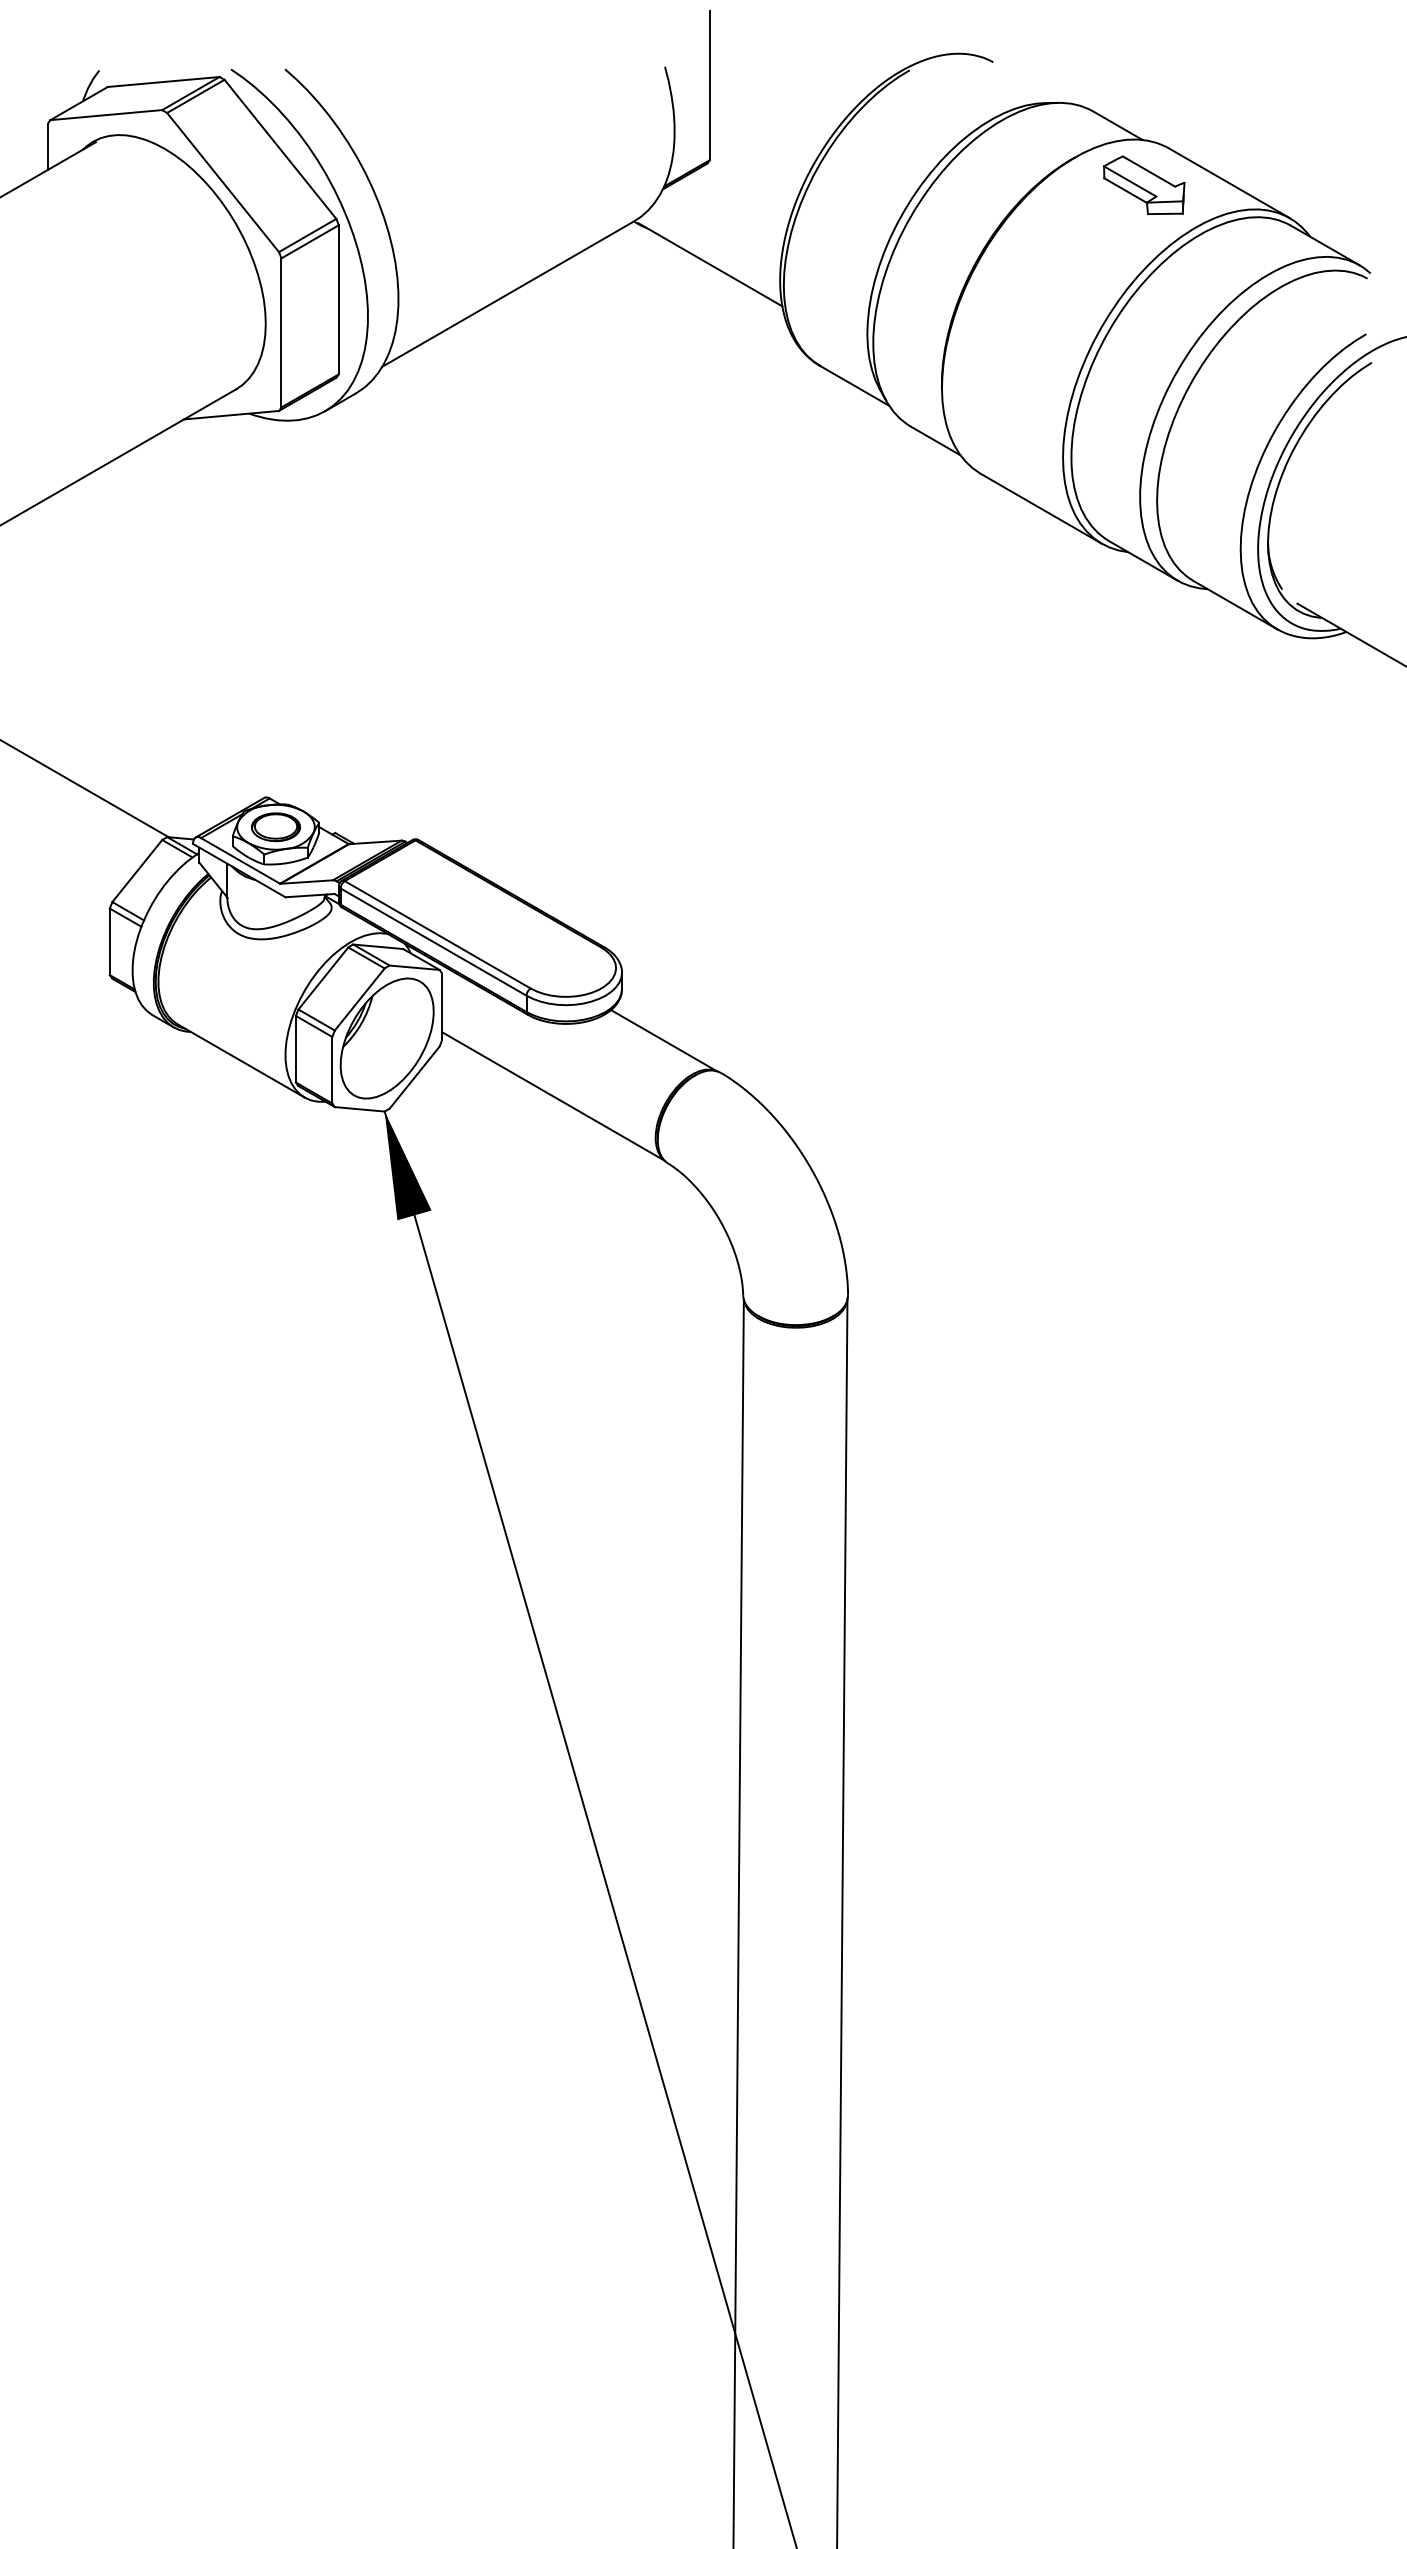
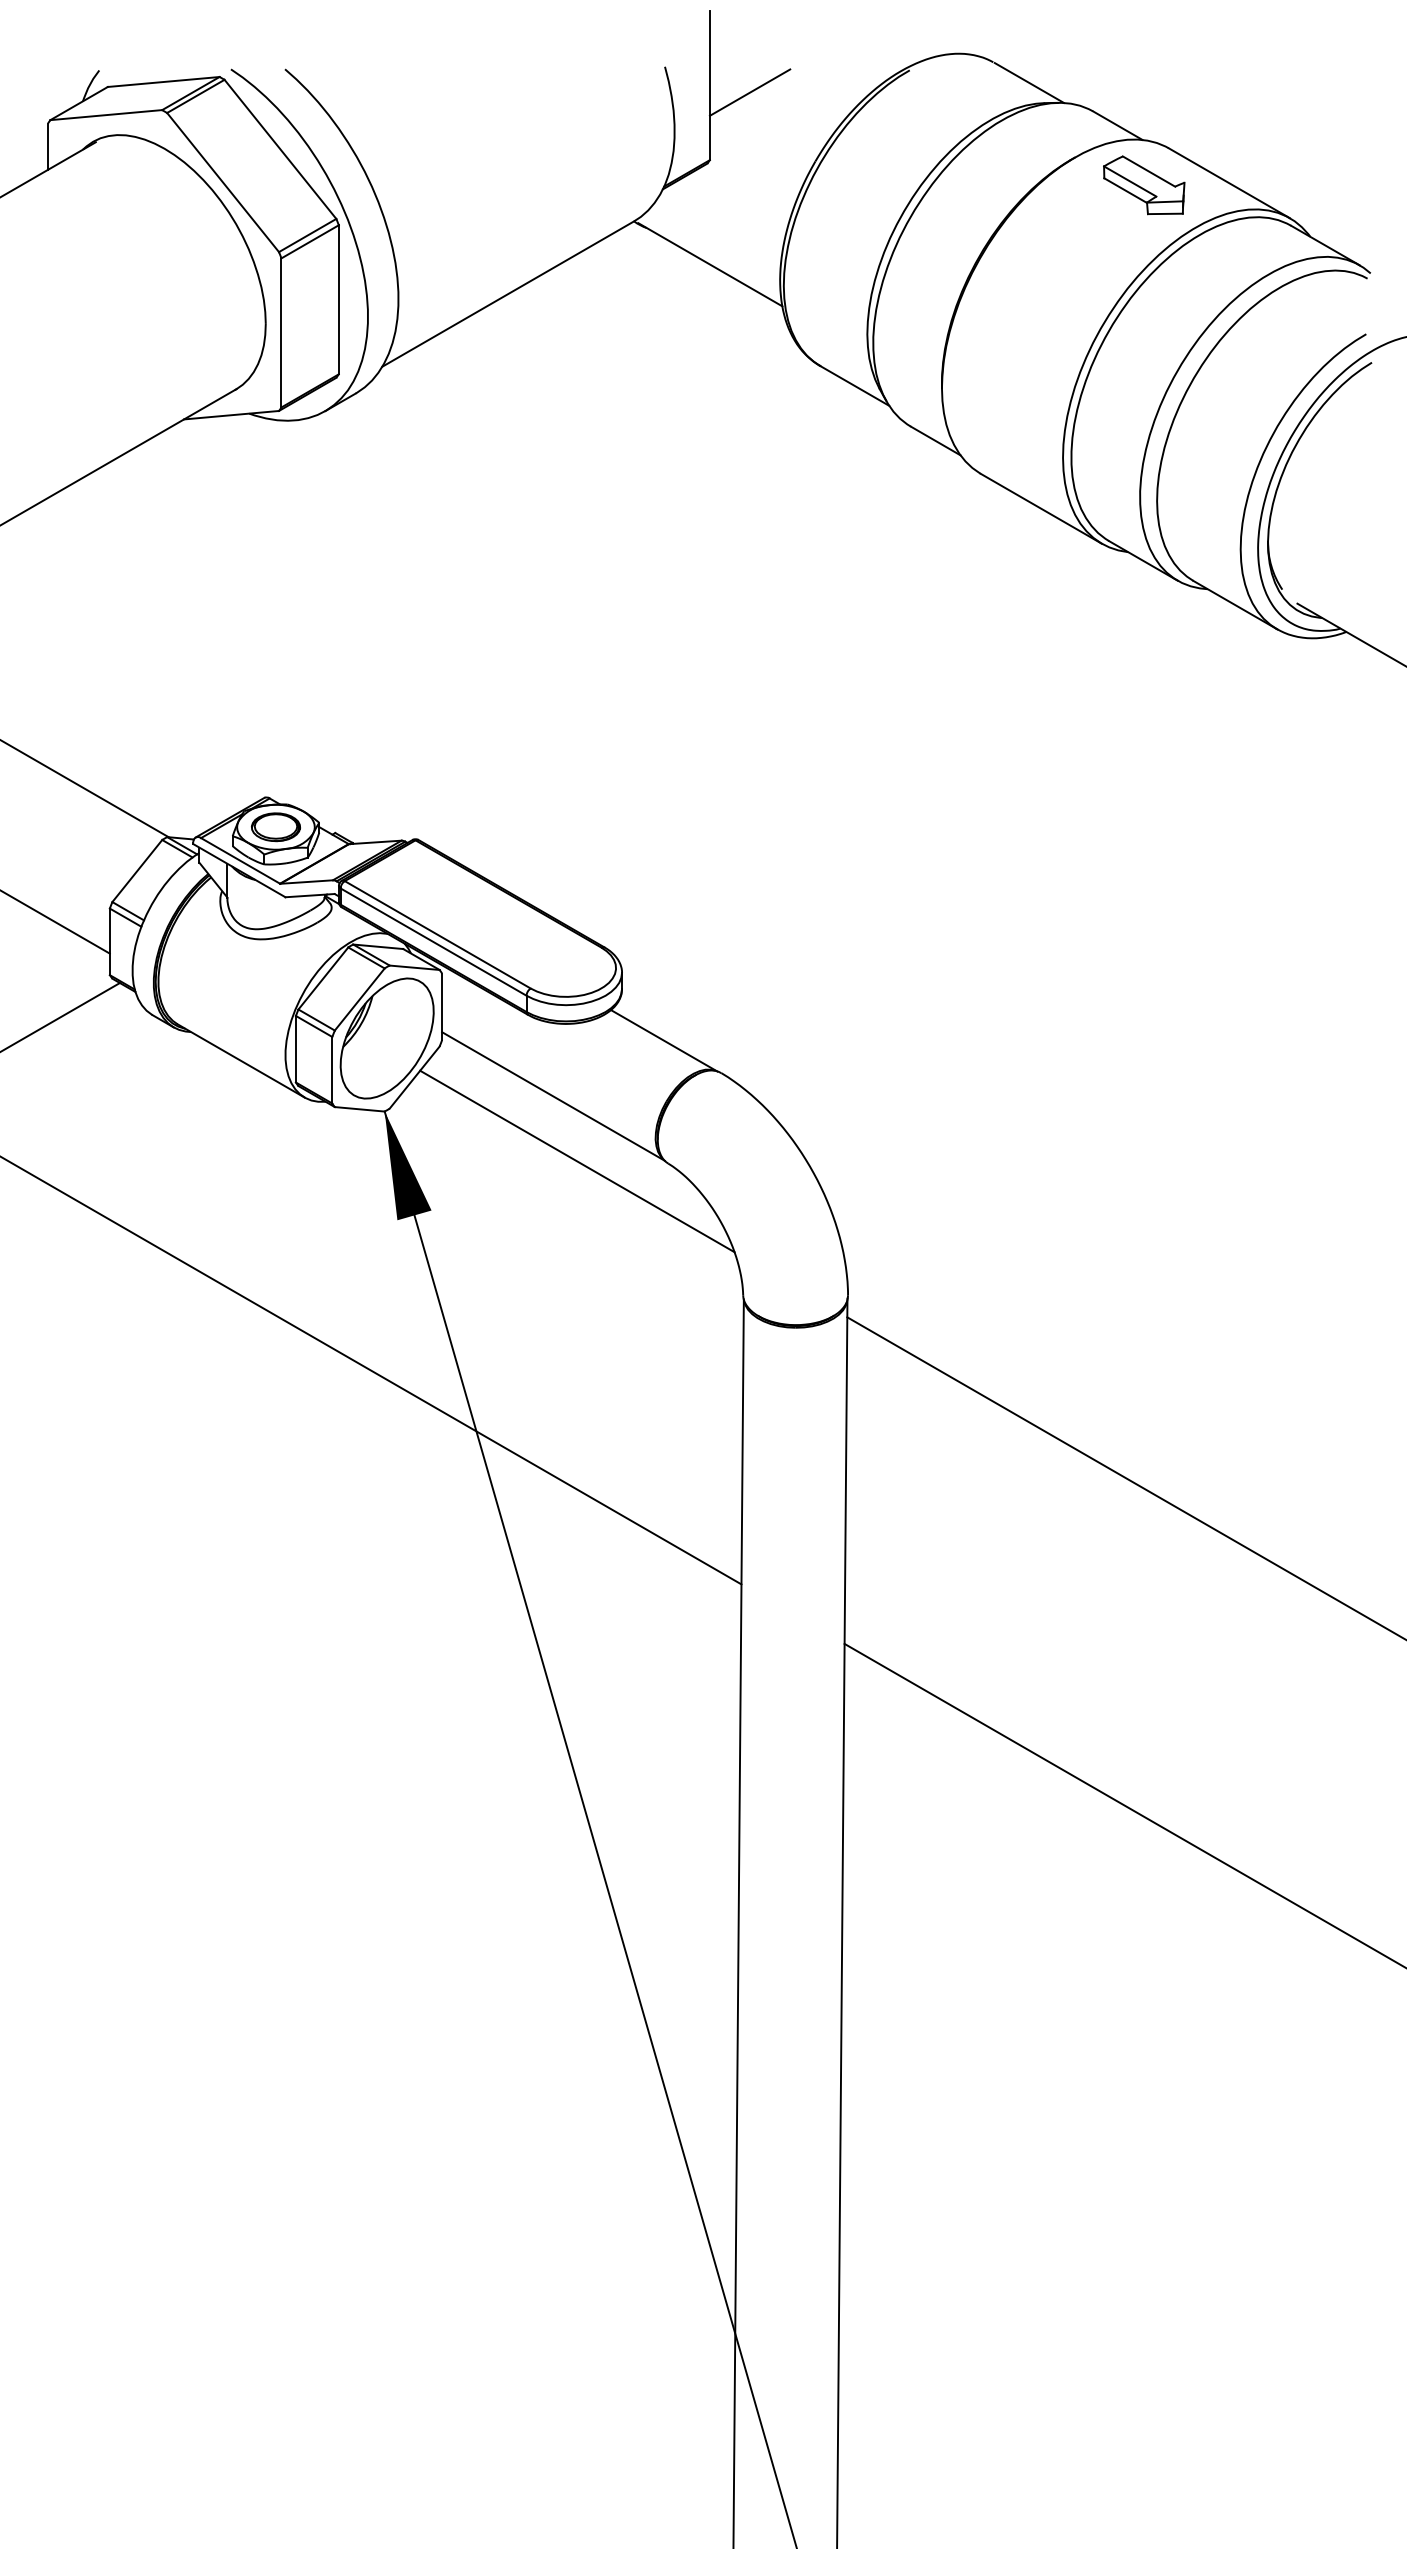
line: none -> present (1028, 82)
line: none -> present (749, 92)
line: none -> present (55, 922)
line: none -> present (60, 1017)
line: none -> present (577, 1161)
line: none -> present (371, 1370)
line: none -> present (1125, 1477)
line: none -> present (1123, 1804)
